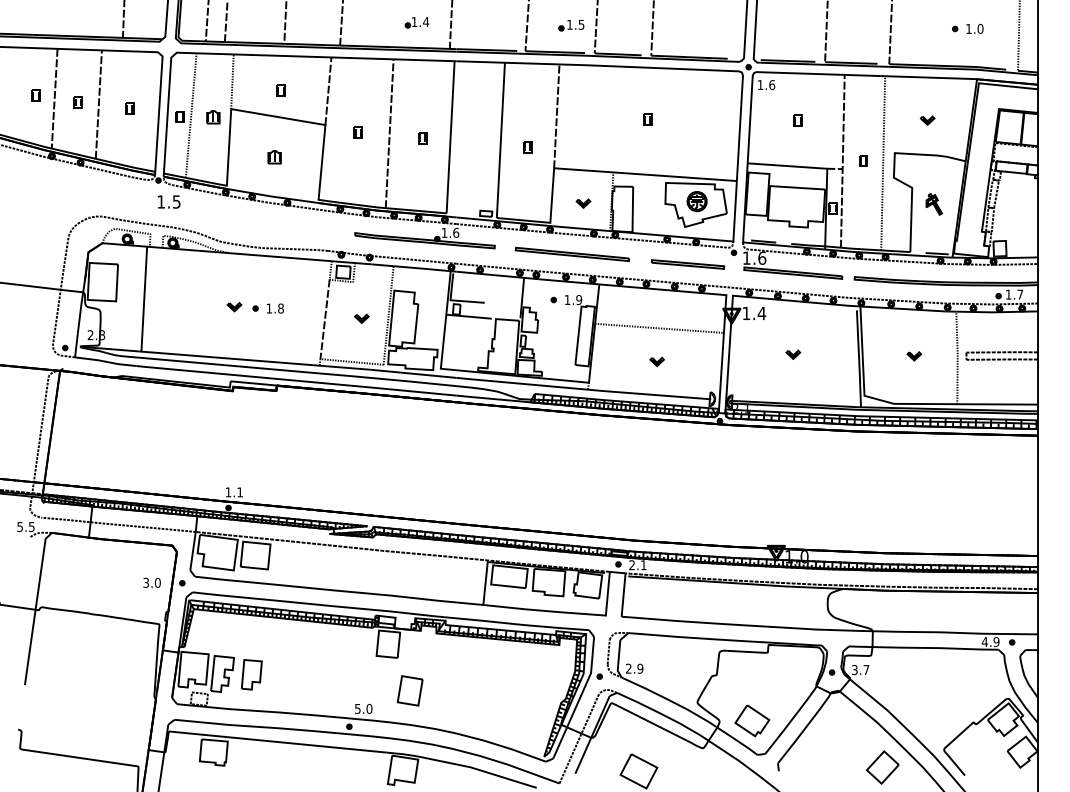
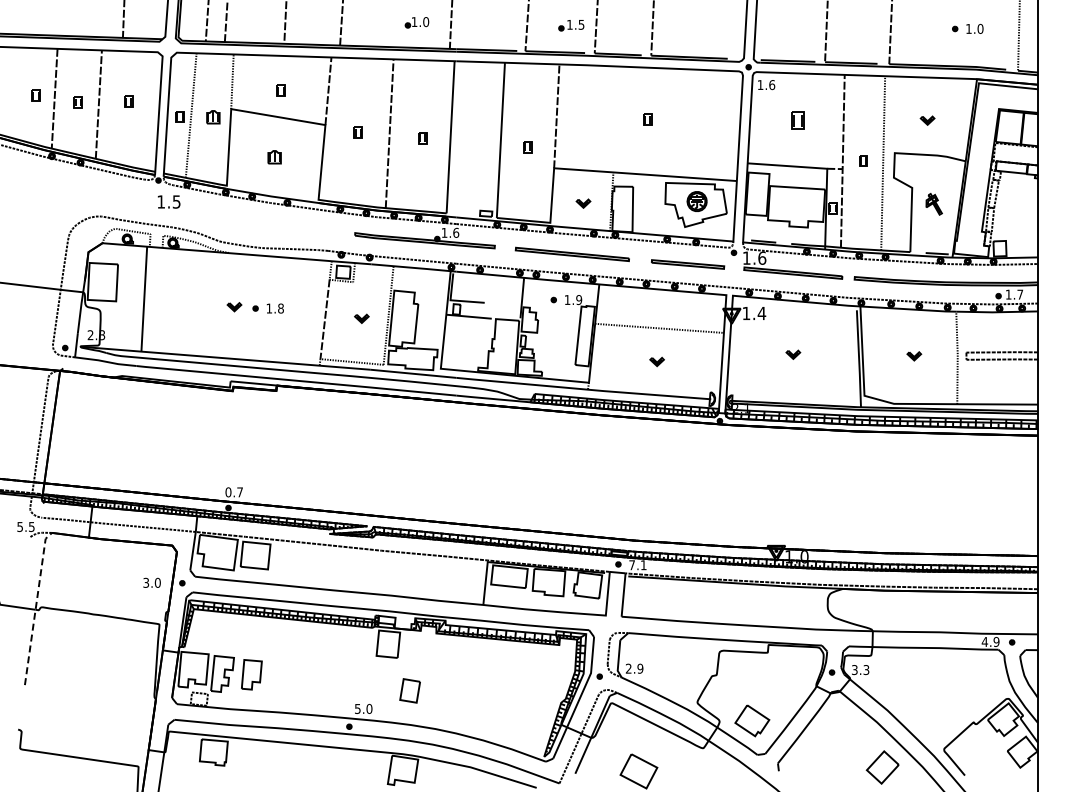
text: 1.4 -> 1.0 (426, 22)
part position: (129, 108) -> (128, 101) (128, 101)
part size: 10x13 px -> 14x19 px (797, 120)
text: 1.1 -> 0.7 (233, 492)
text: 2.1 -> 7.1 (631, 565)
line: solid -> dashed (36, 606)
text: 3.7 -> 3.3 (866, 670)
part size: 28x32 px -> 22x26 px (409, 690)
